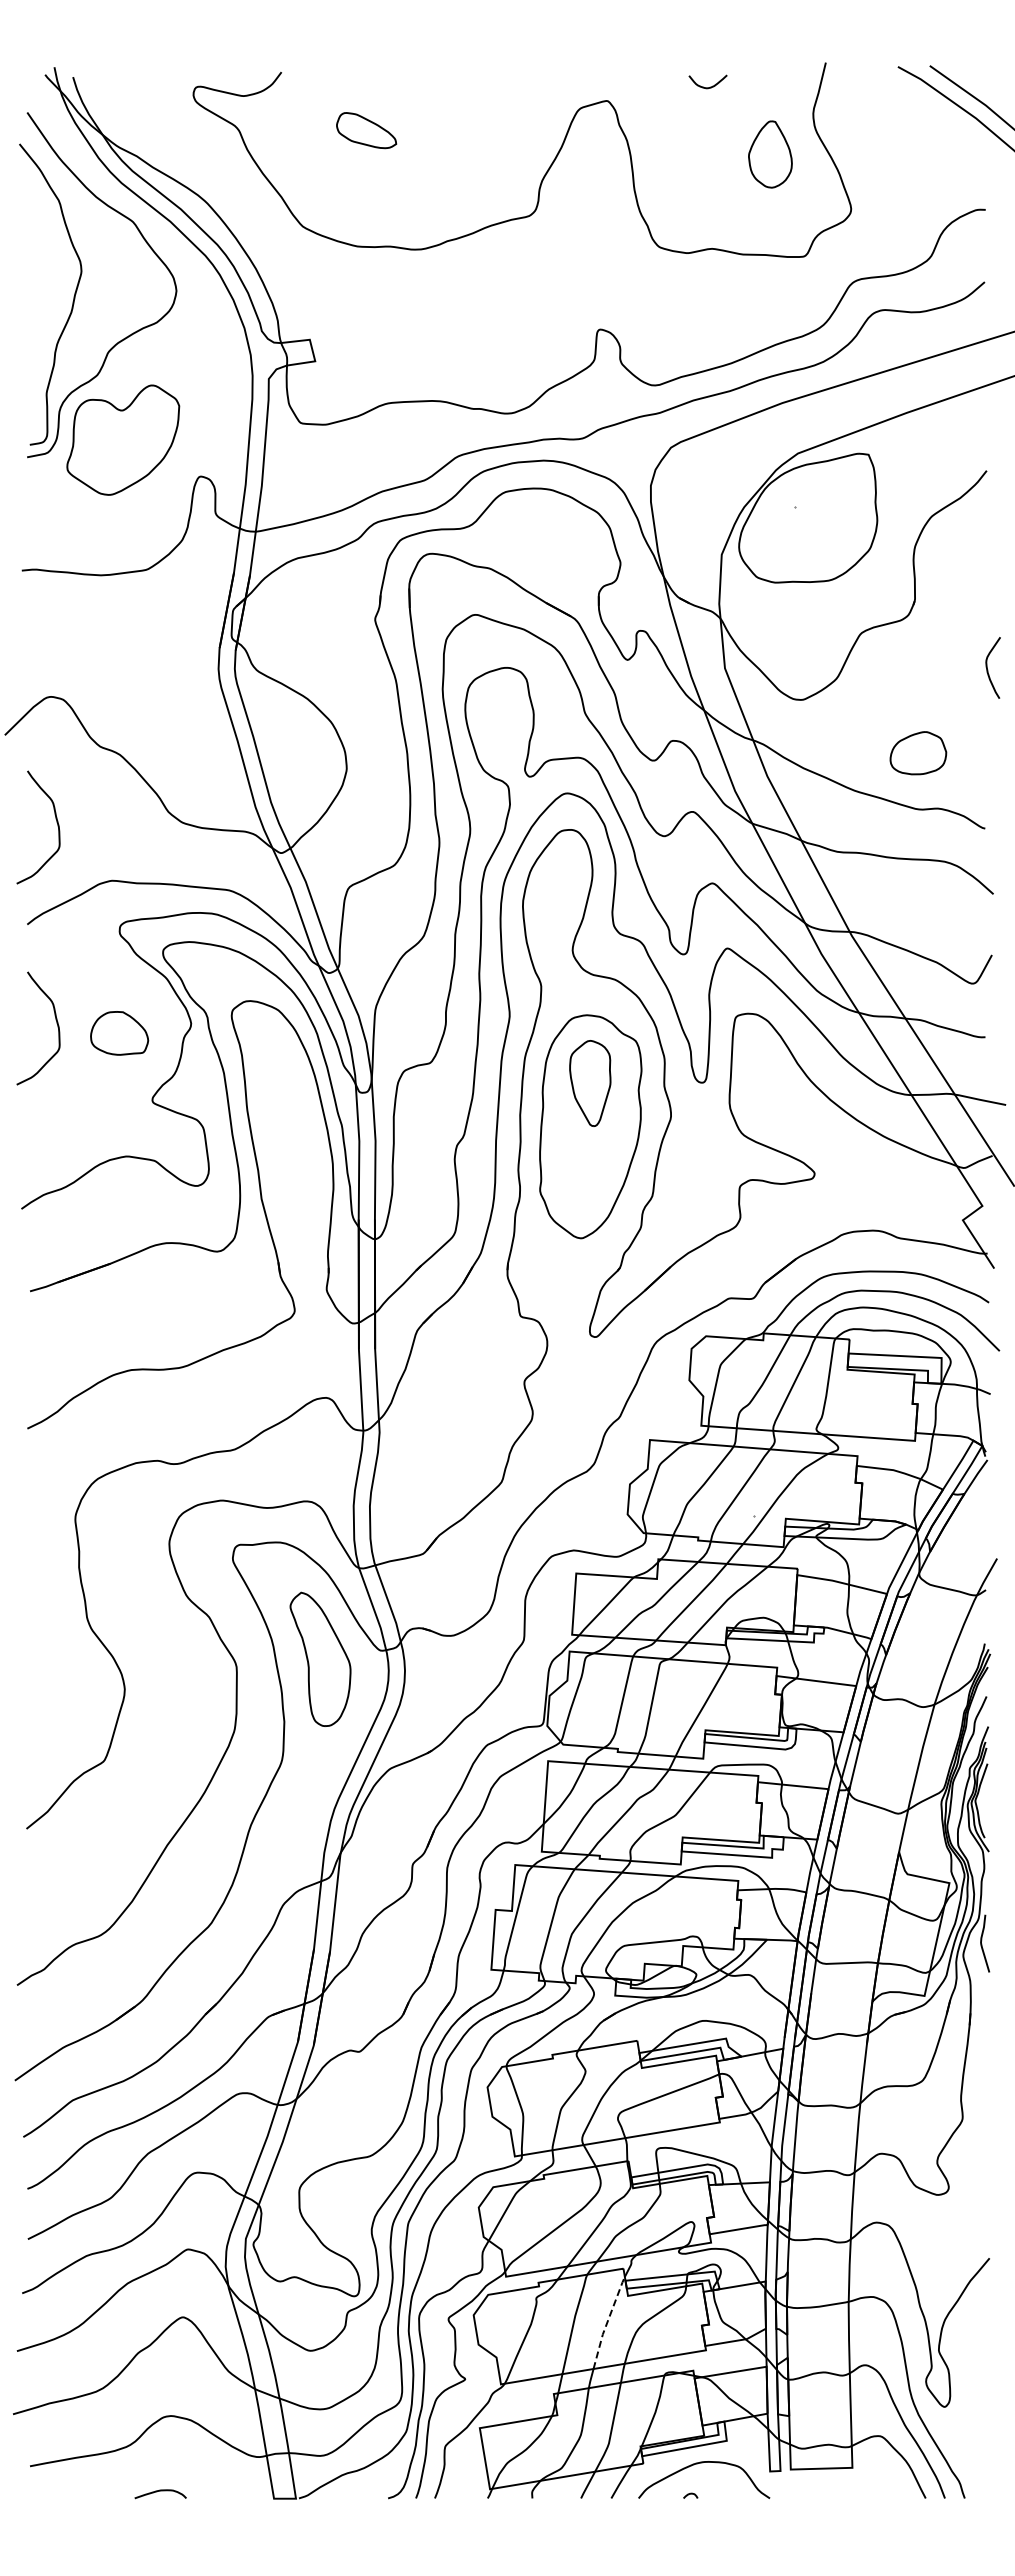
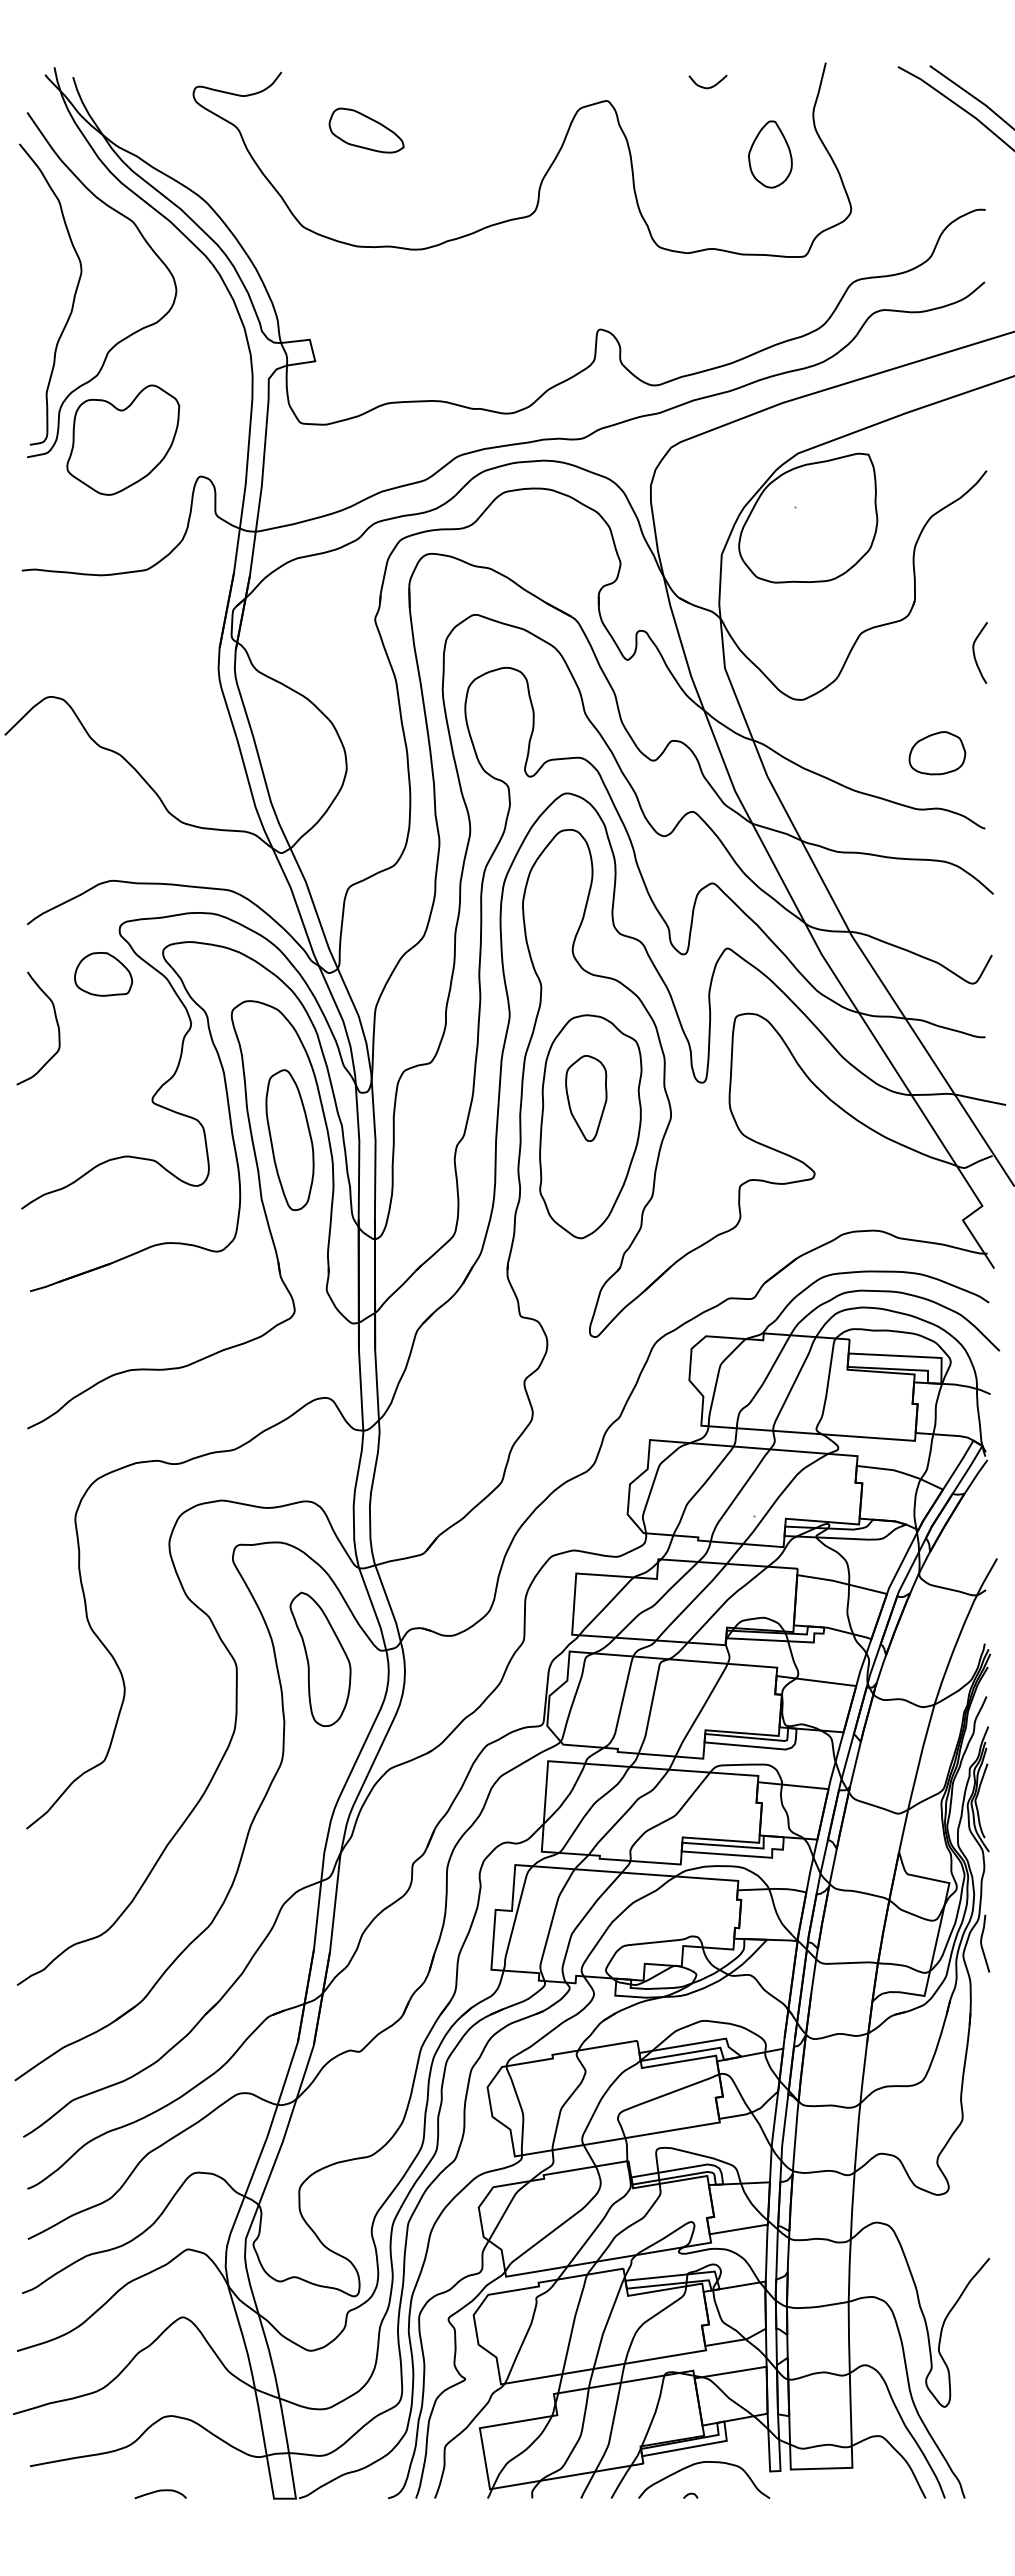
part size: 62x38 px -> 77x47 px (366, 130)
curve position: (988, 669) -> (975, 654) (975, 654)
part position: (918, 753) -> (937, 753) (937, 753)
curve: present -> none (56, 822)
part position: (119, 1033) -> (103, 974) (103, 974)
part position: (590, 1083) -> (586, 1098) (586, 1098)
part: none -> present (289, 1140)
line: dashed -> solid (607, 2322)
